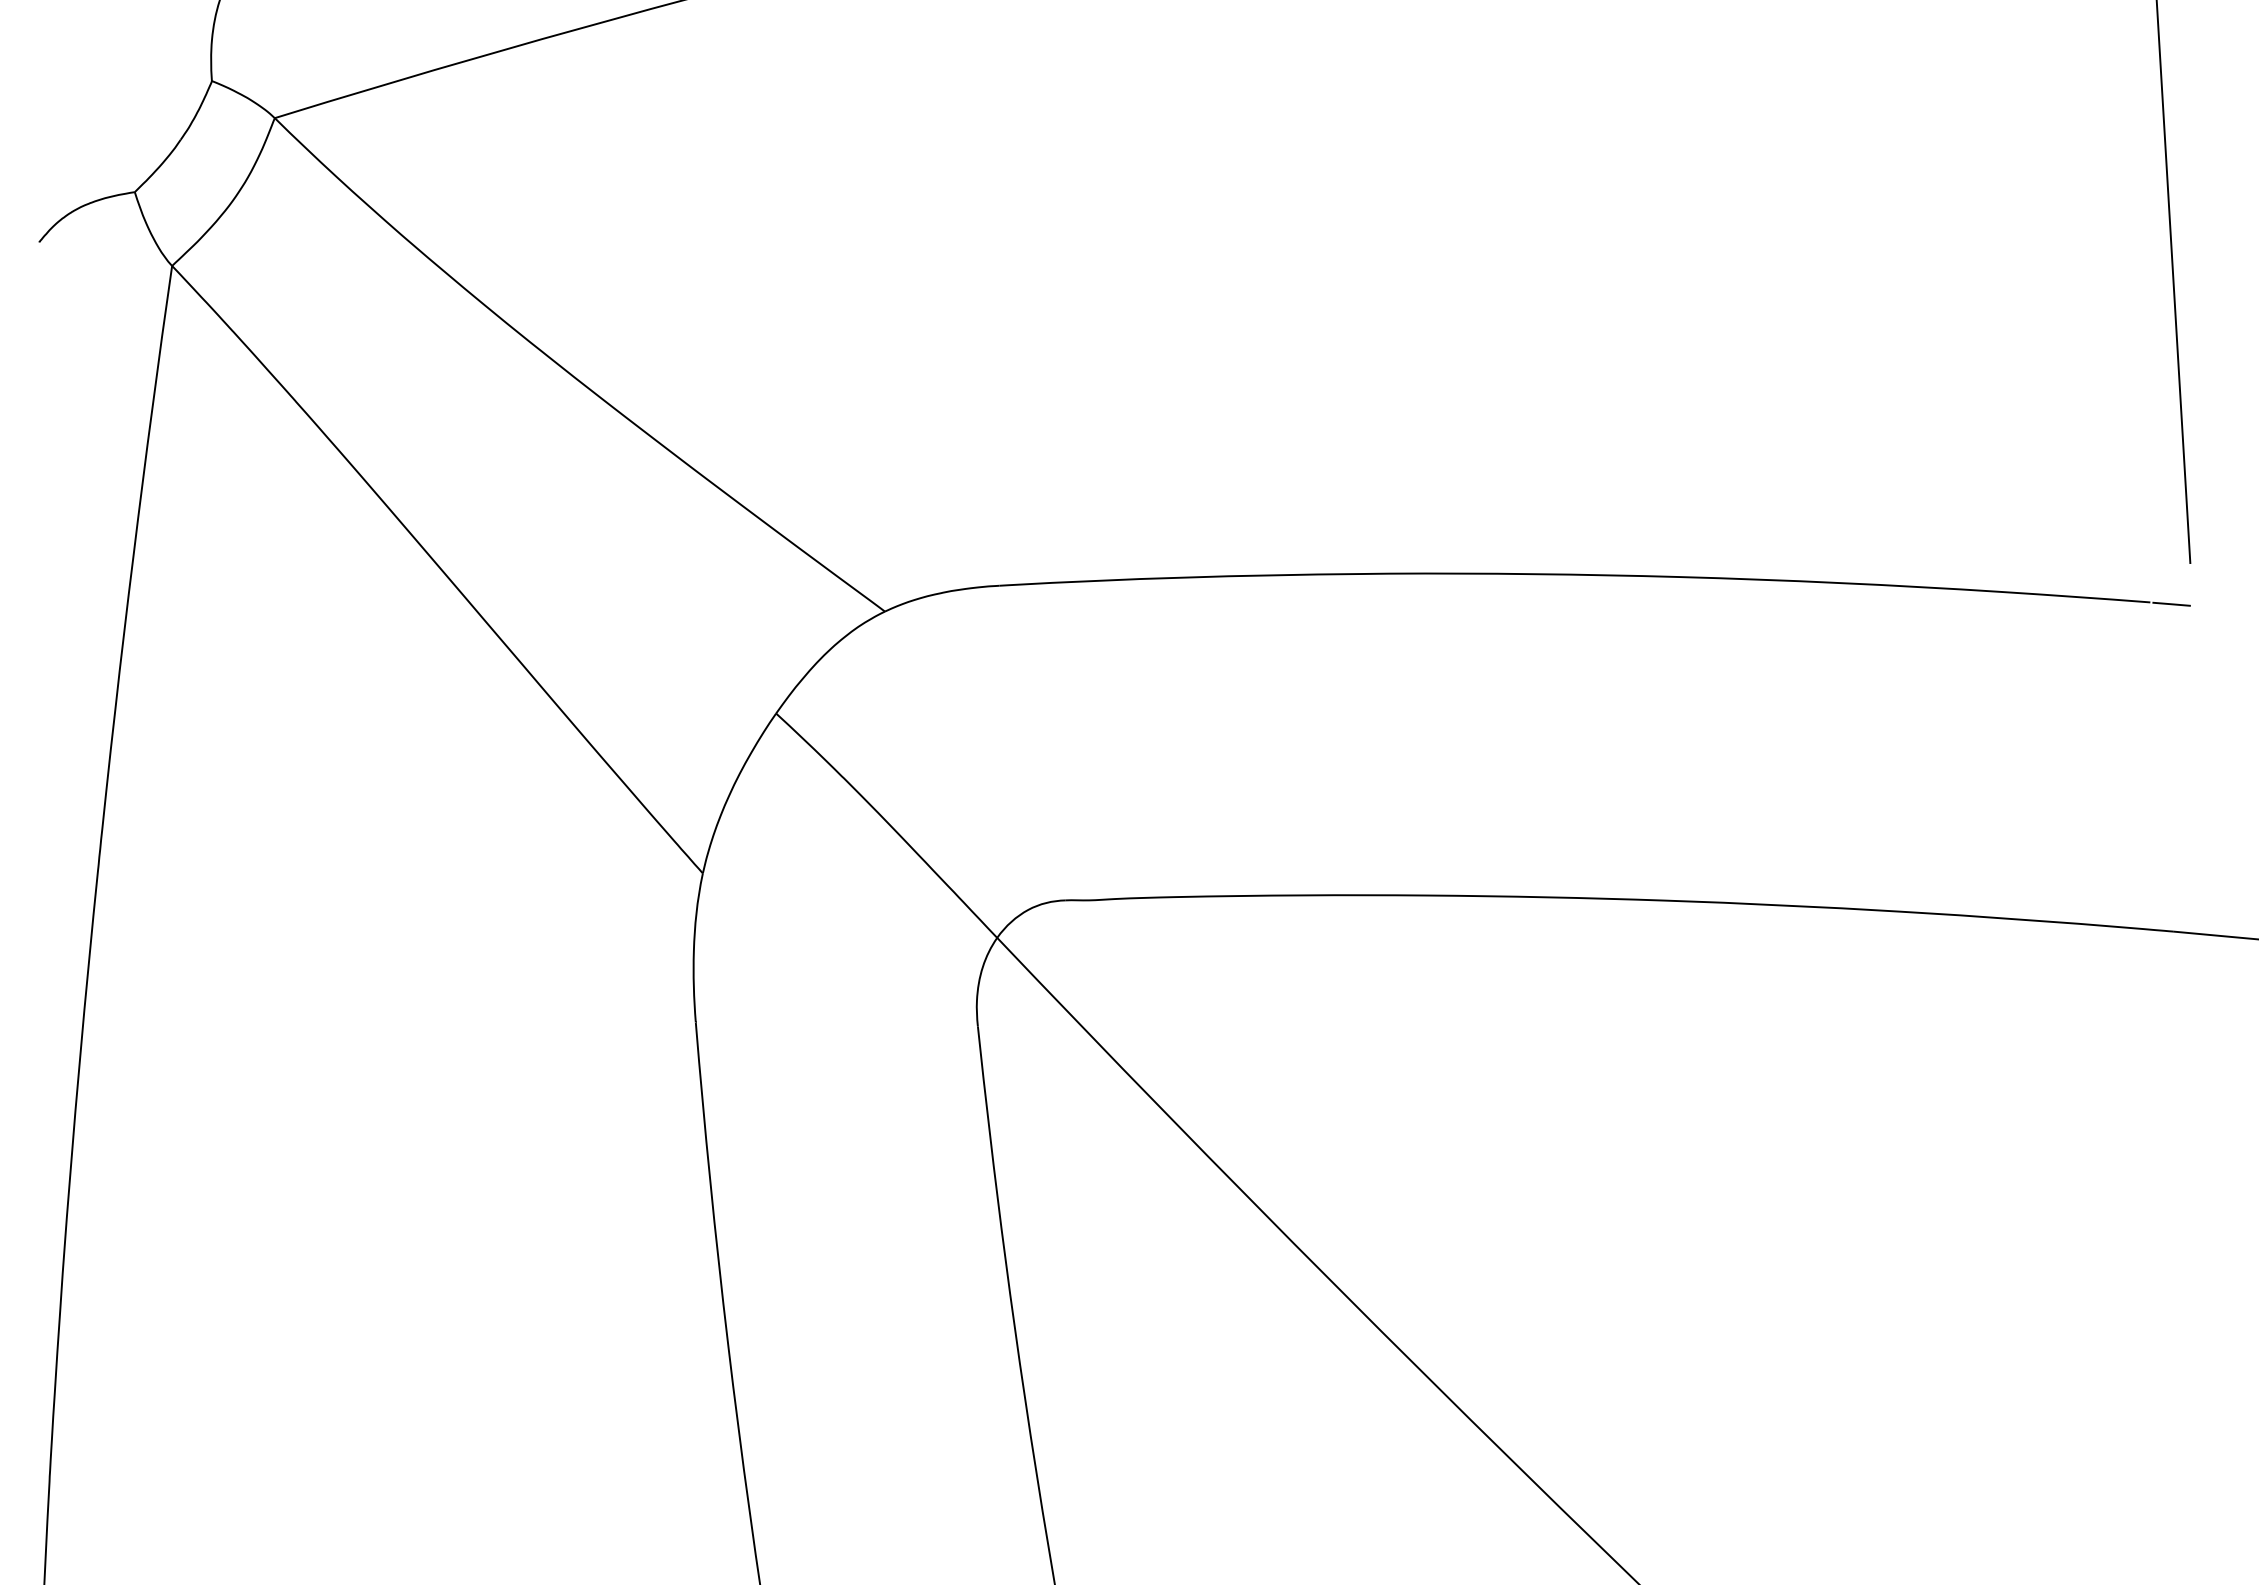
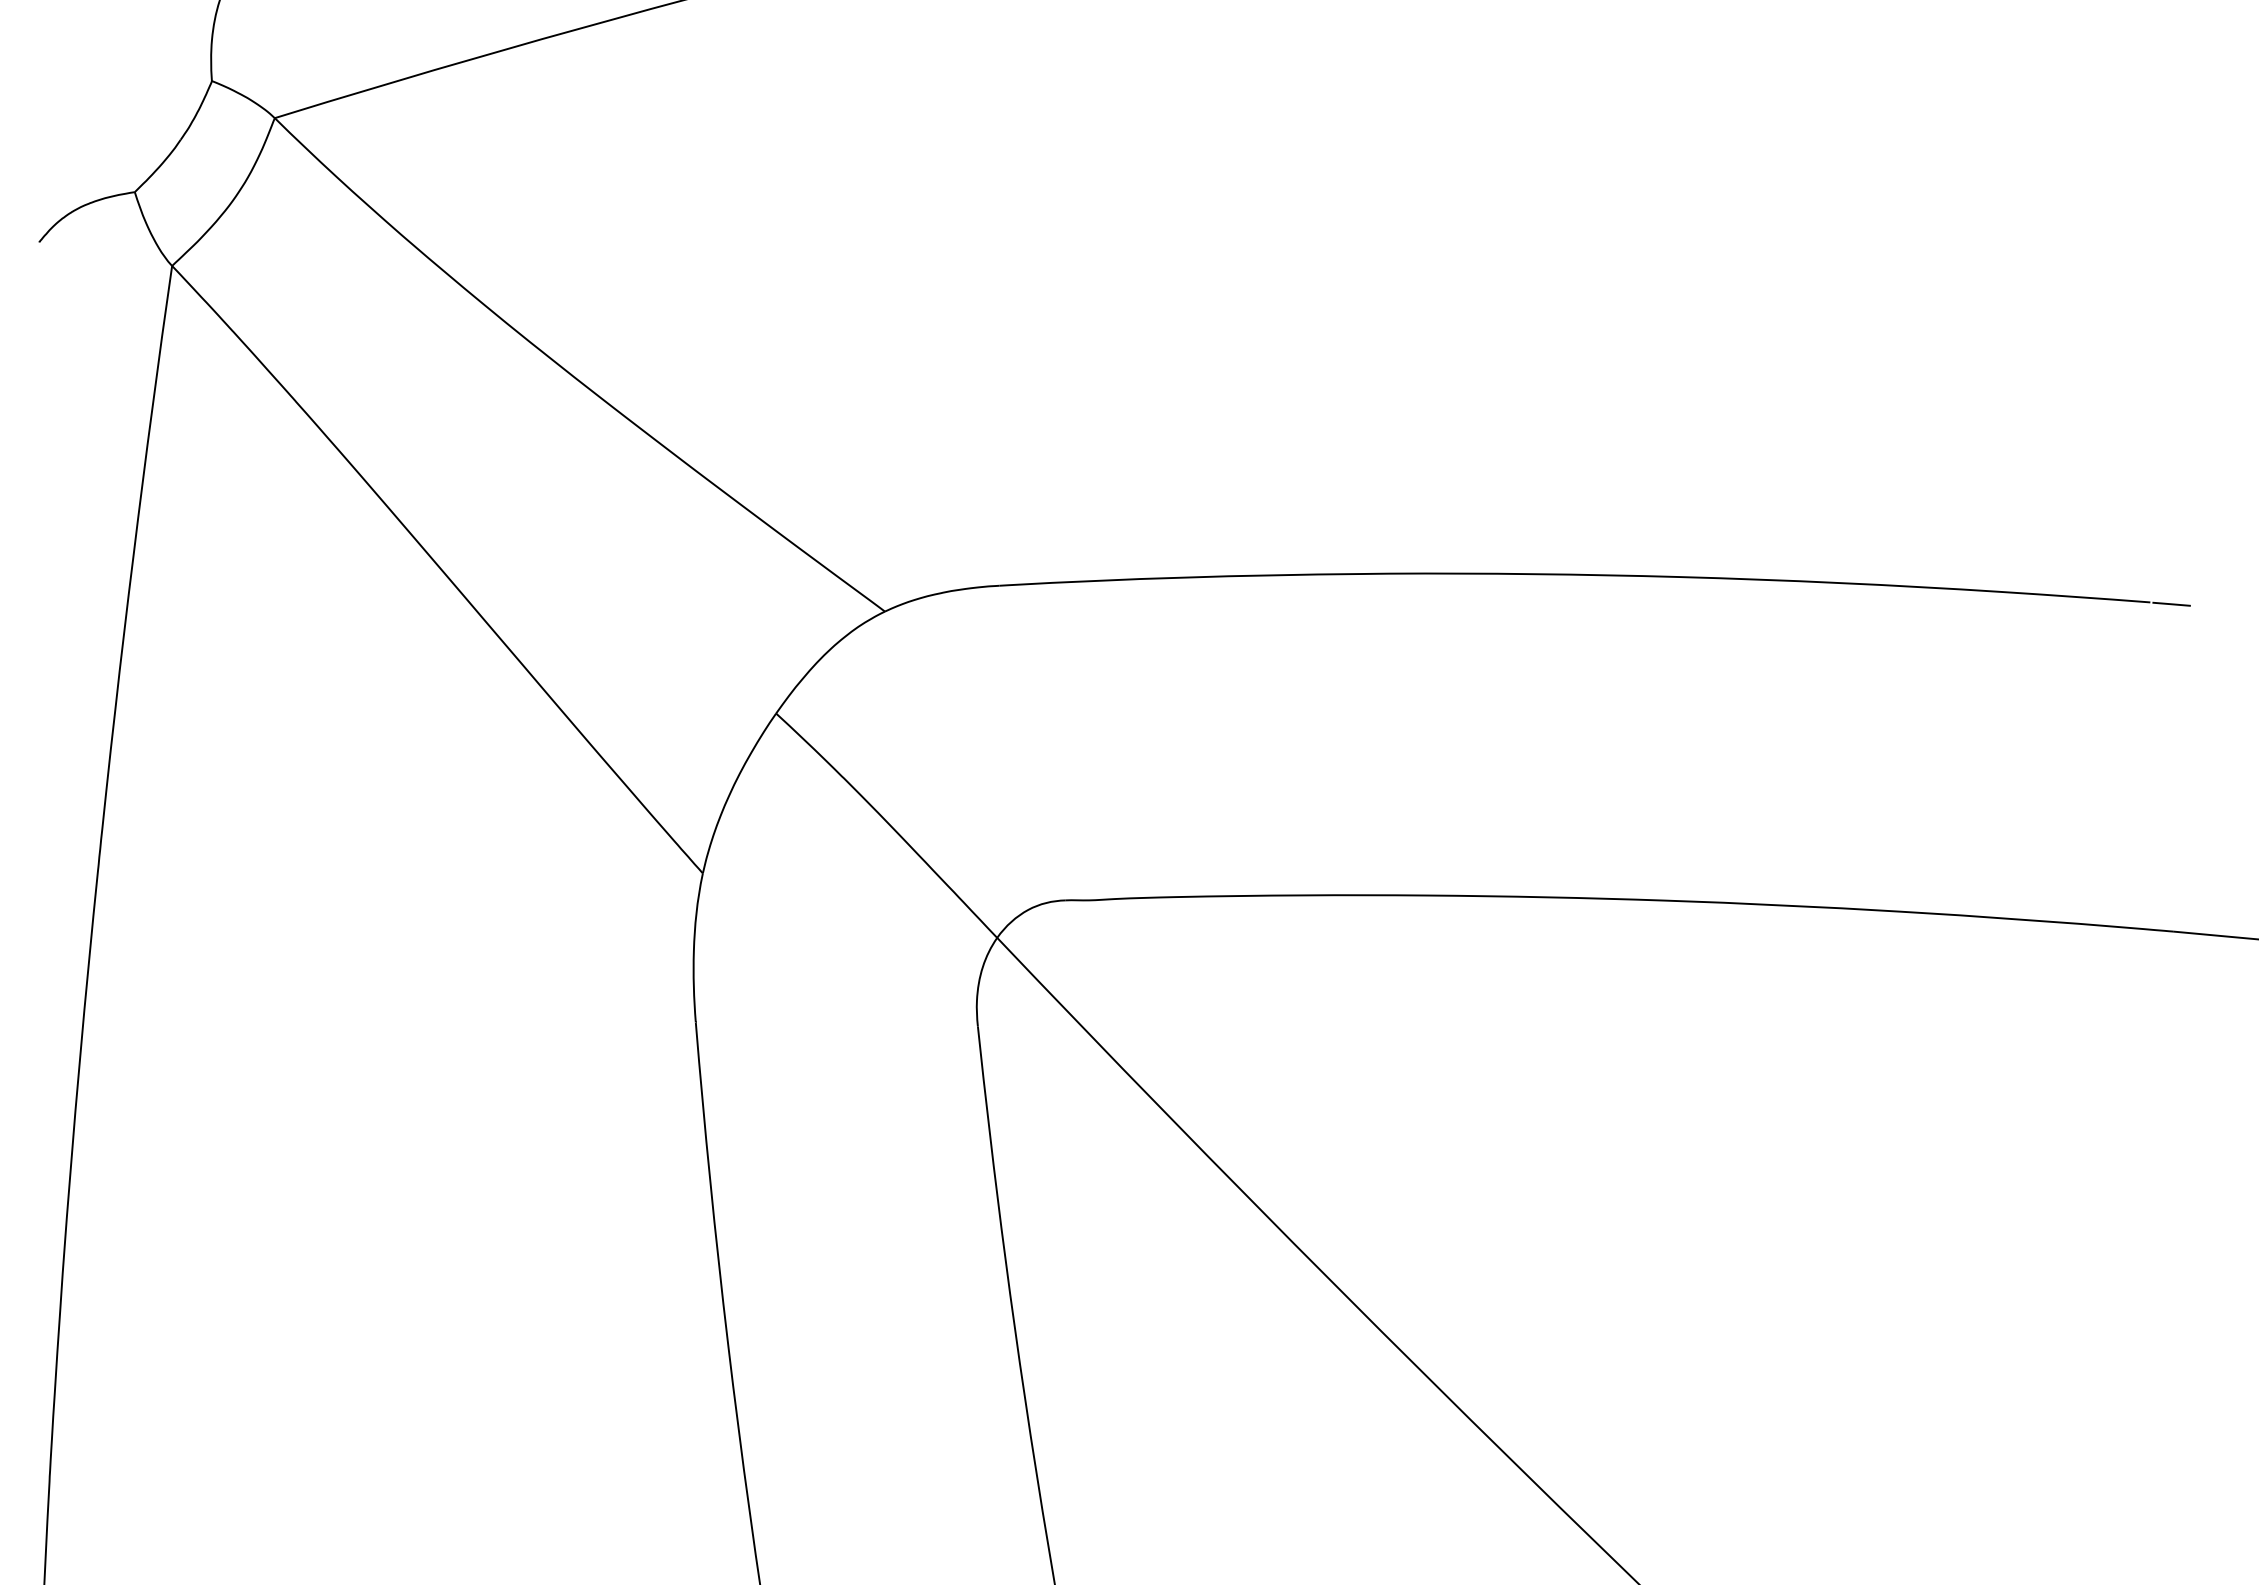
line: present -> none (2173, 282)
